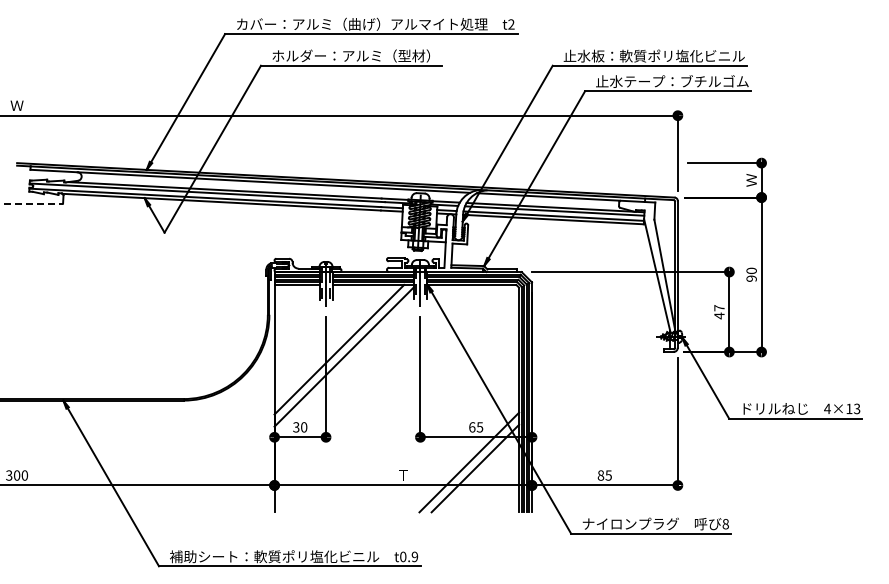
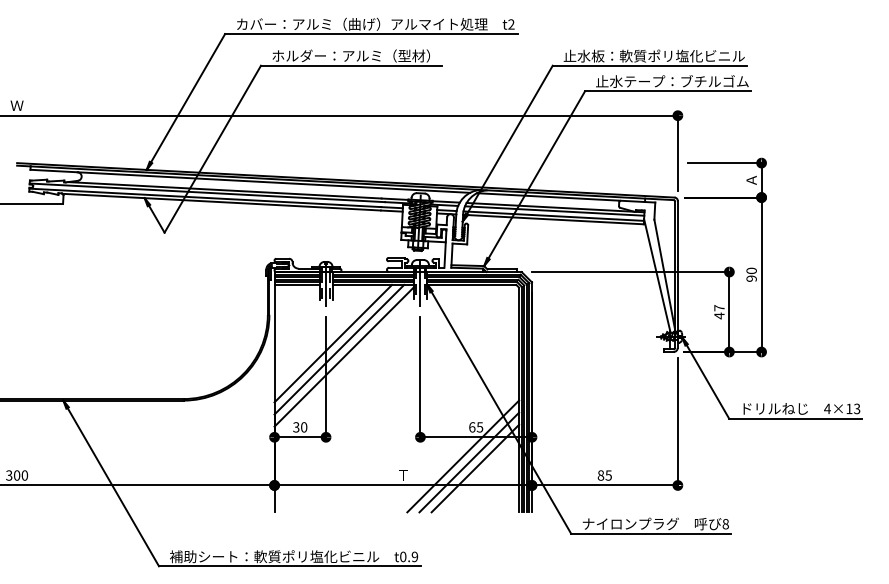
text: Ｗ -> Ａ (751, 180)
line: dashed -> solid (32, 203)
line: none -> present (333, 343)
line: none -> present (463, 456)
